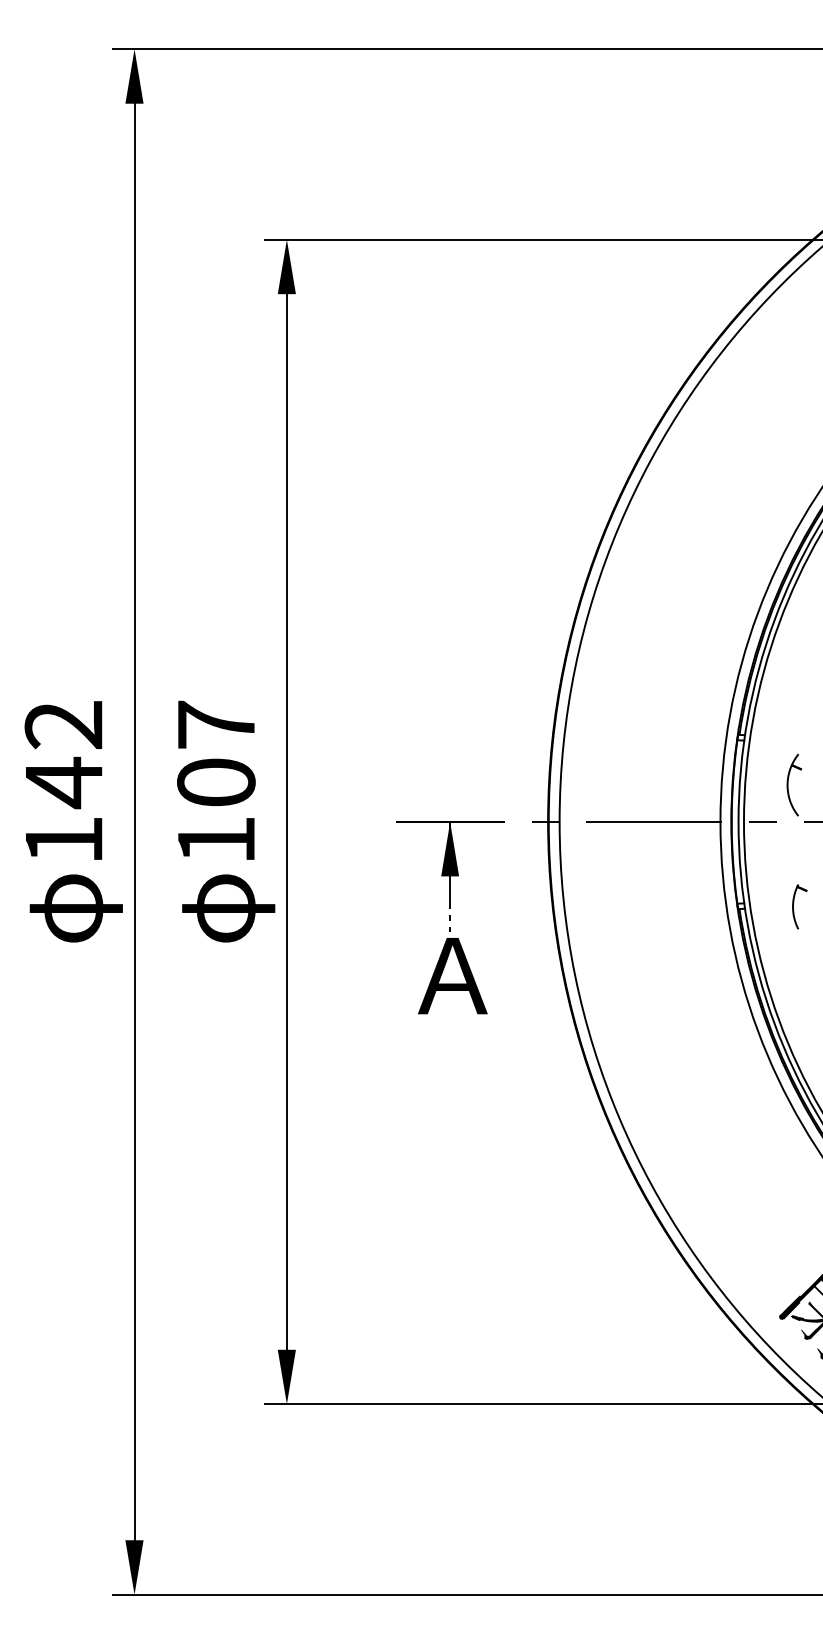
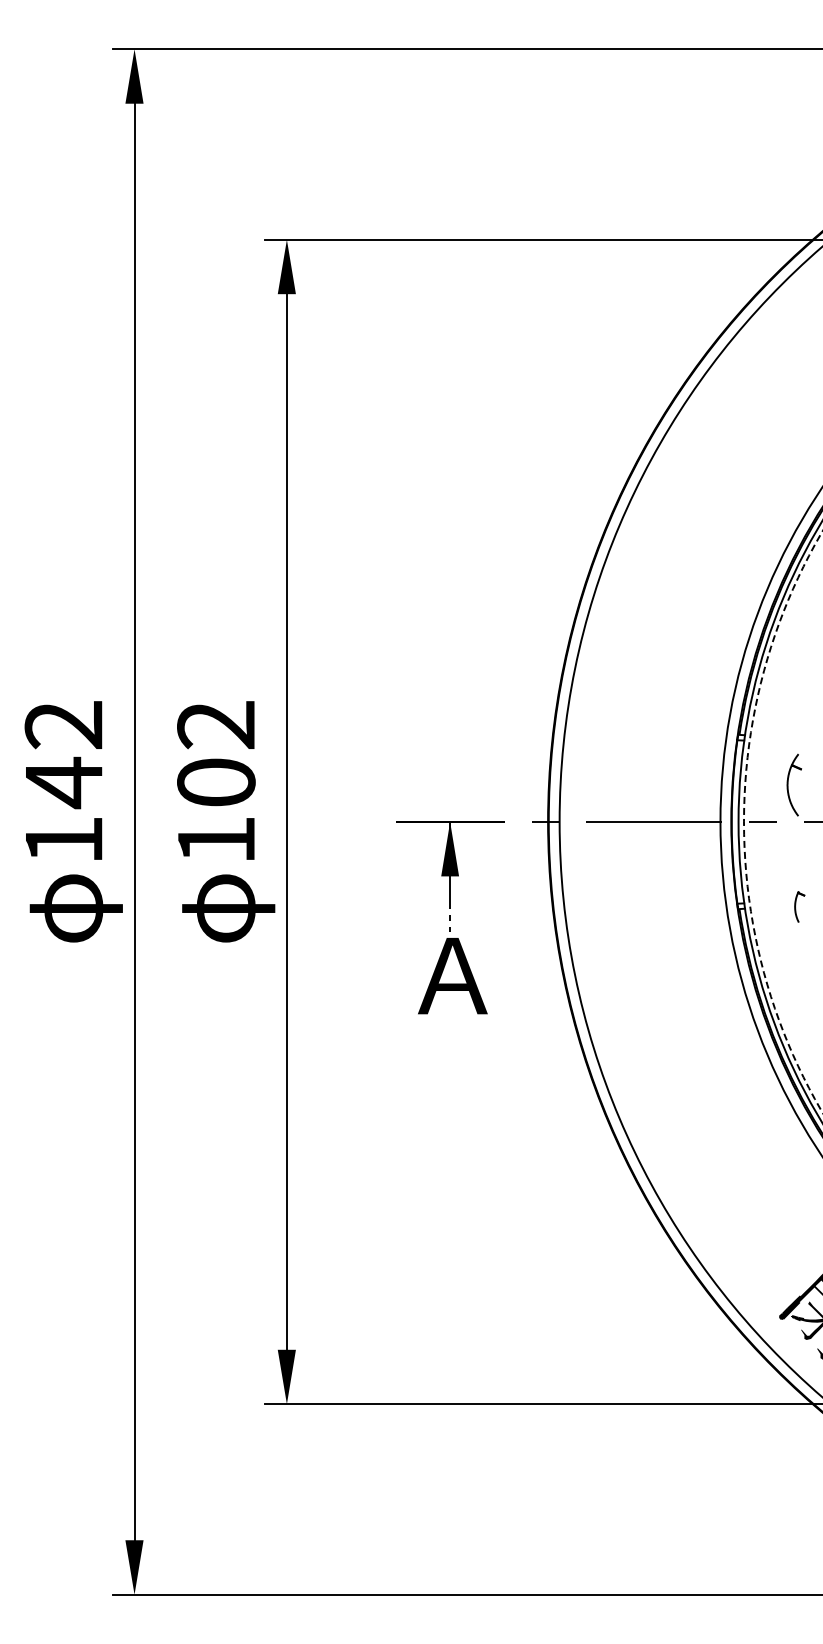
text: 107 -> 102 (215, 724)
arc: solid -> dashed (743, 821)
part size: 16x46 px -> 12x32 px (799, 906)
